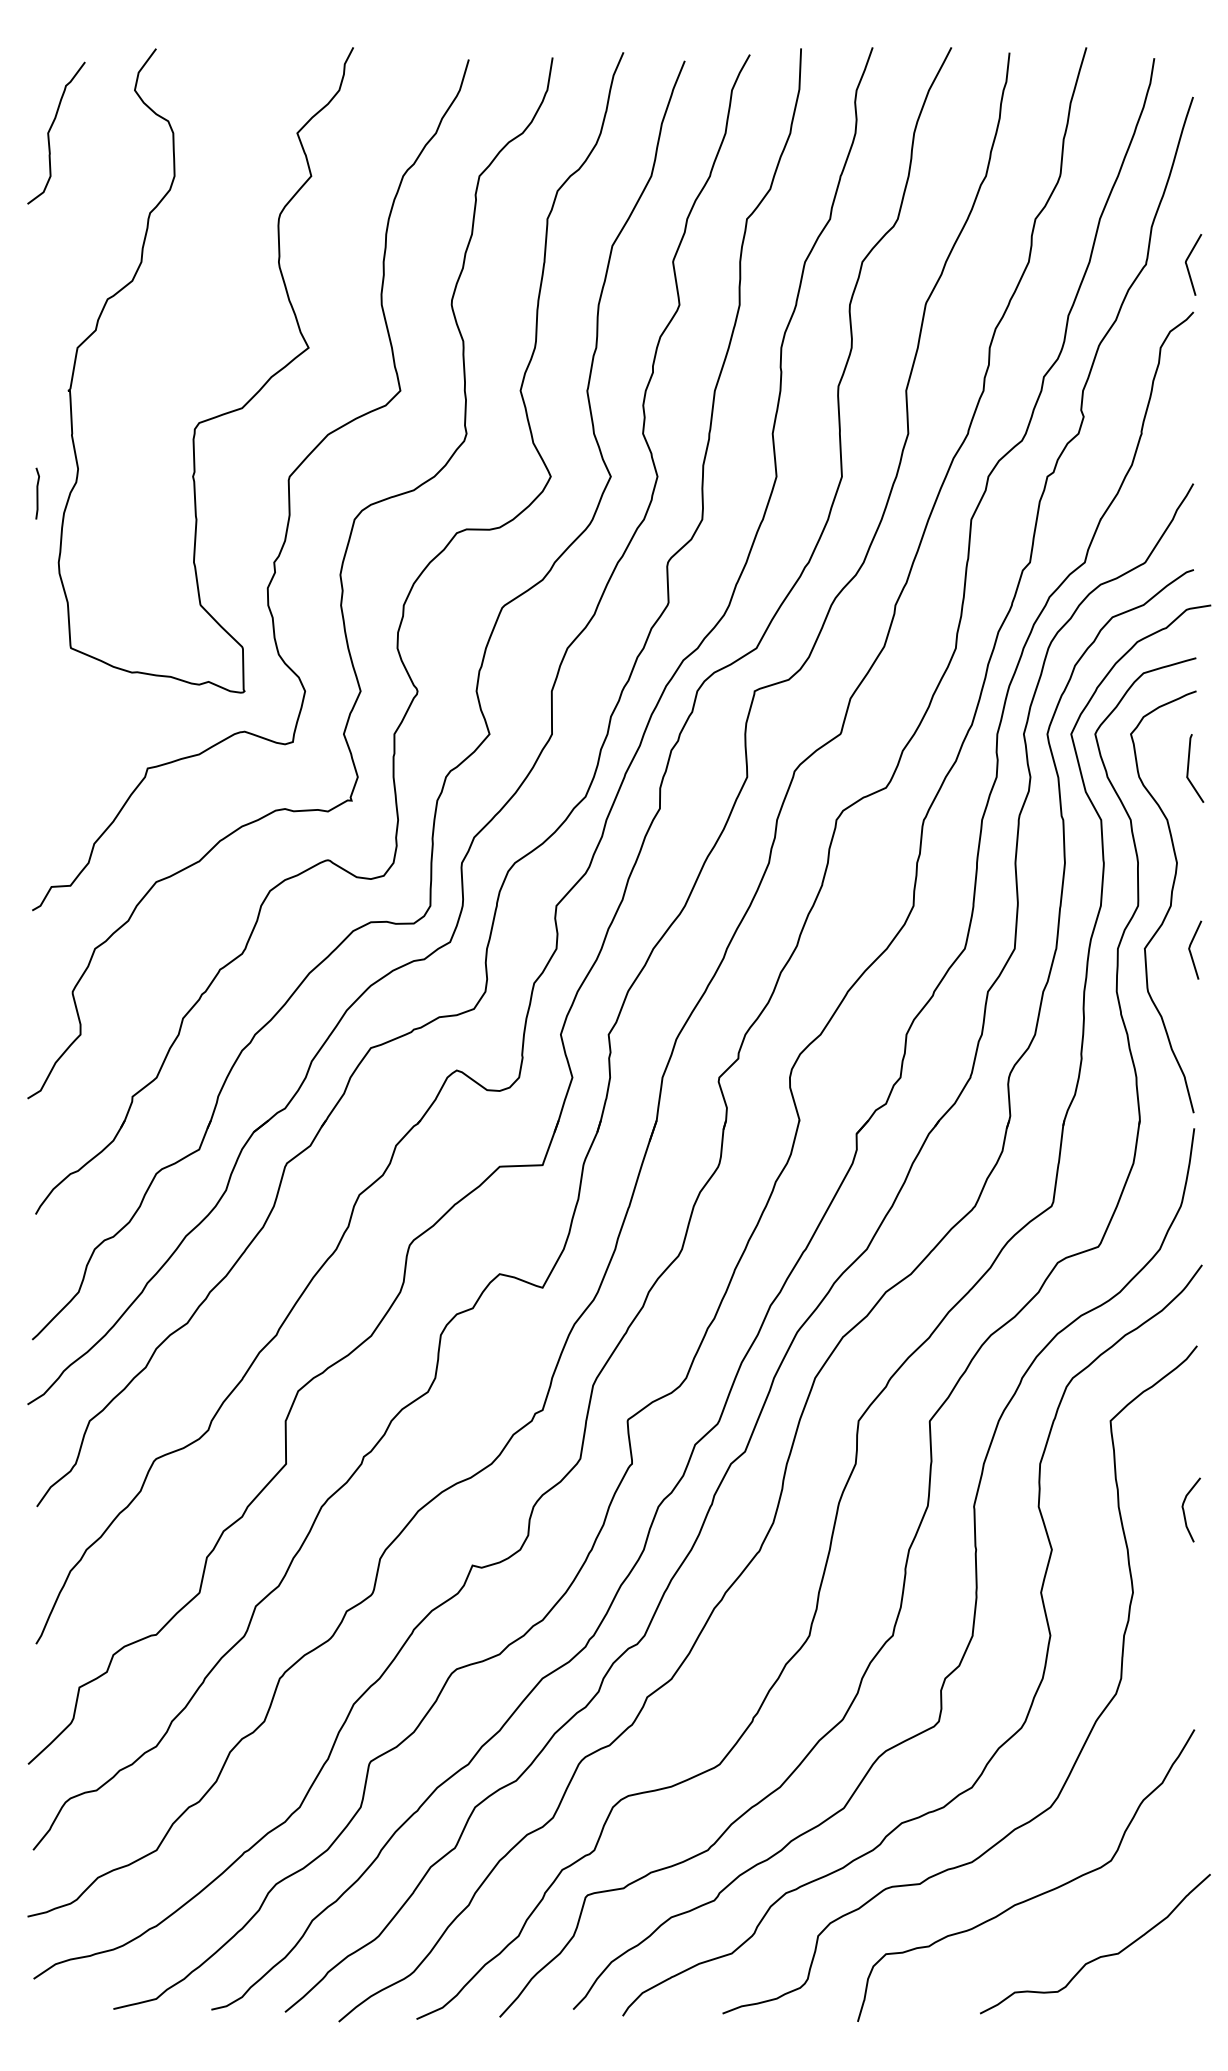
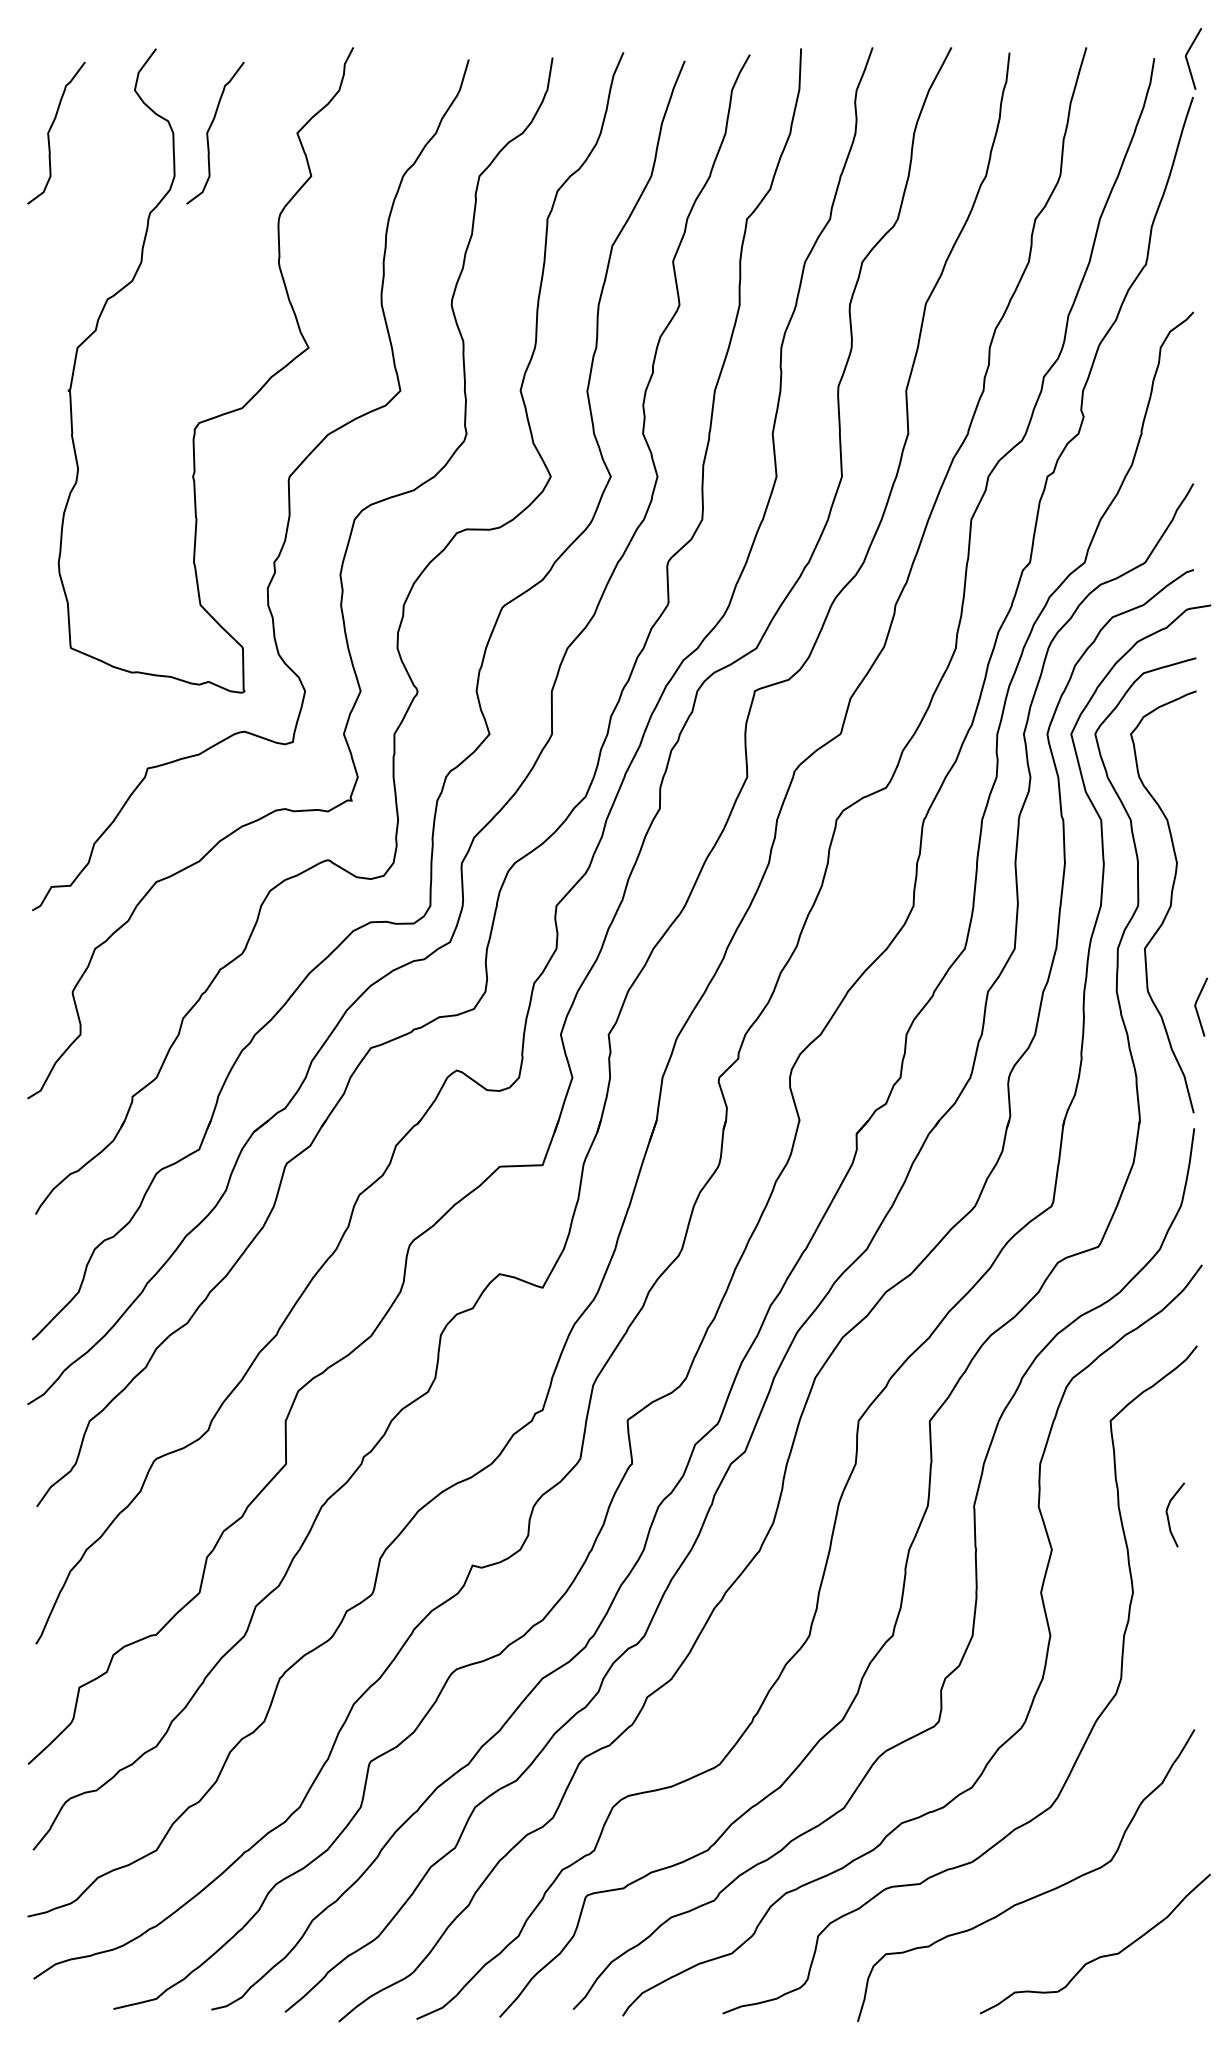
curve: none -> present (209, 130)
curve position: (1188, 267) -> (1188, 61) (1188, 61)
line: present -> none (37, 493)
curve: present -> none (1189, 765)
line position: (1190, 949) -> (1196, 1006) (1196, 1006)
curve position: (1184, 1509) -> (1168, 1514) (1168, 1514)
